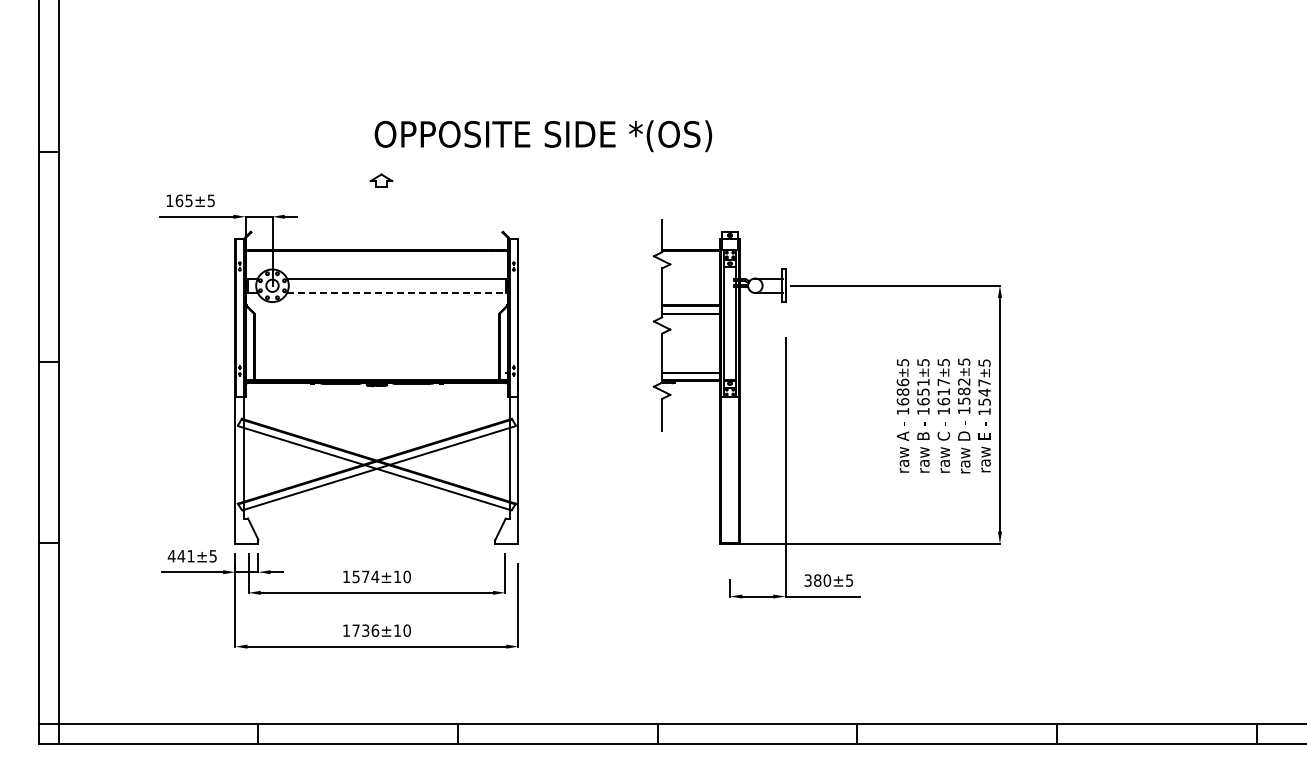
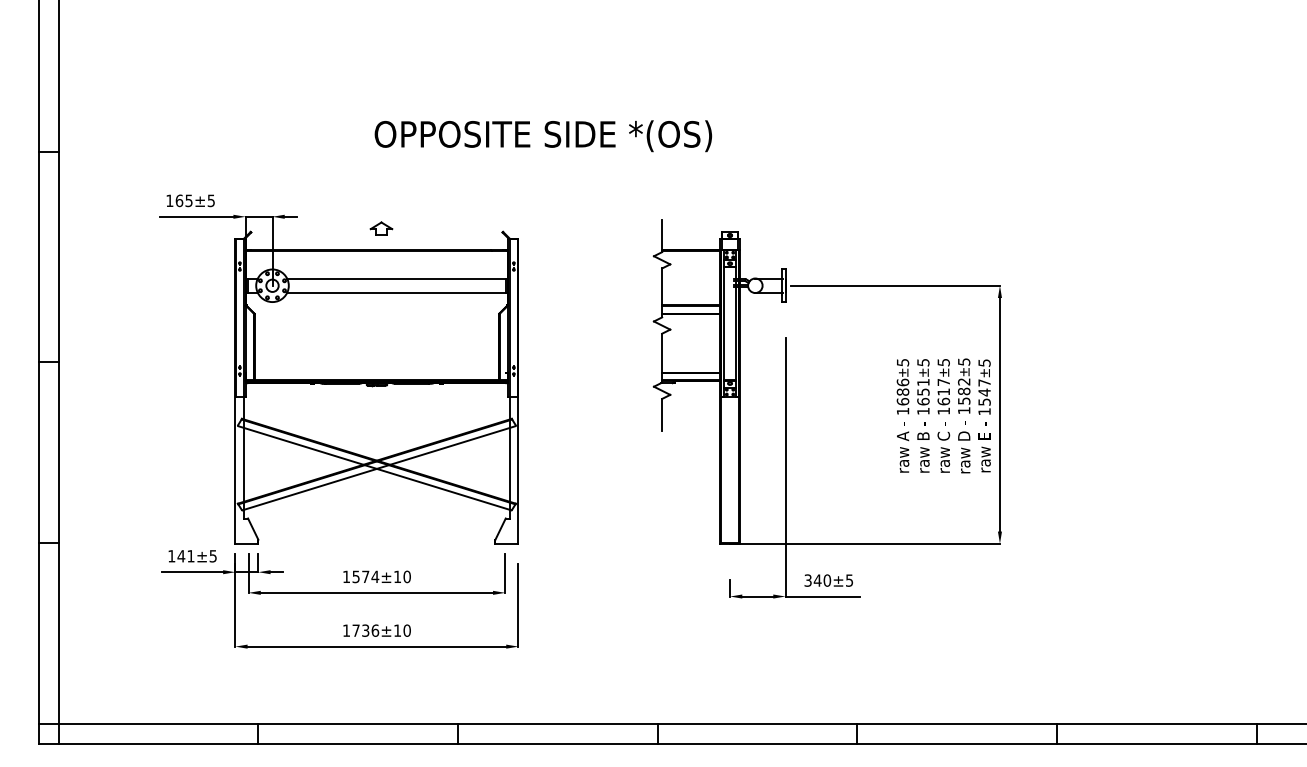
part position: (381, 180) -> (381, 228) (381, 228)
line: dashed -> solid (397, 293)
text: 441±5 -> 141±5 (171, 556)
text: 380±5 -> 340±5 (817, 580)
